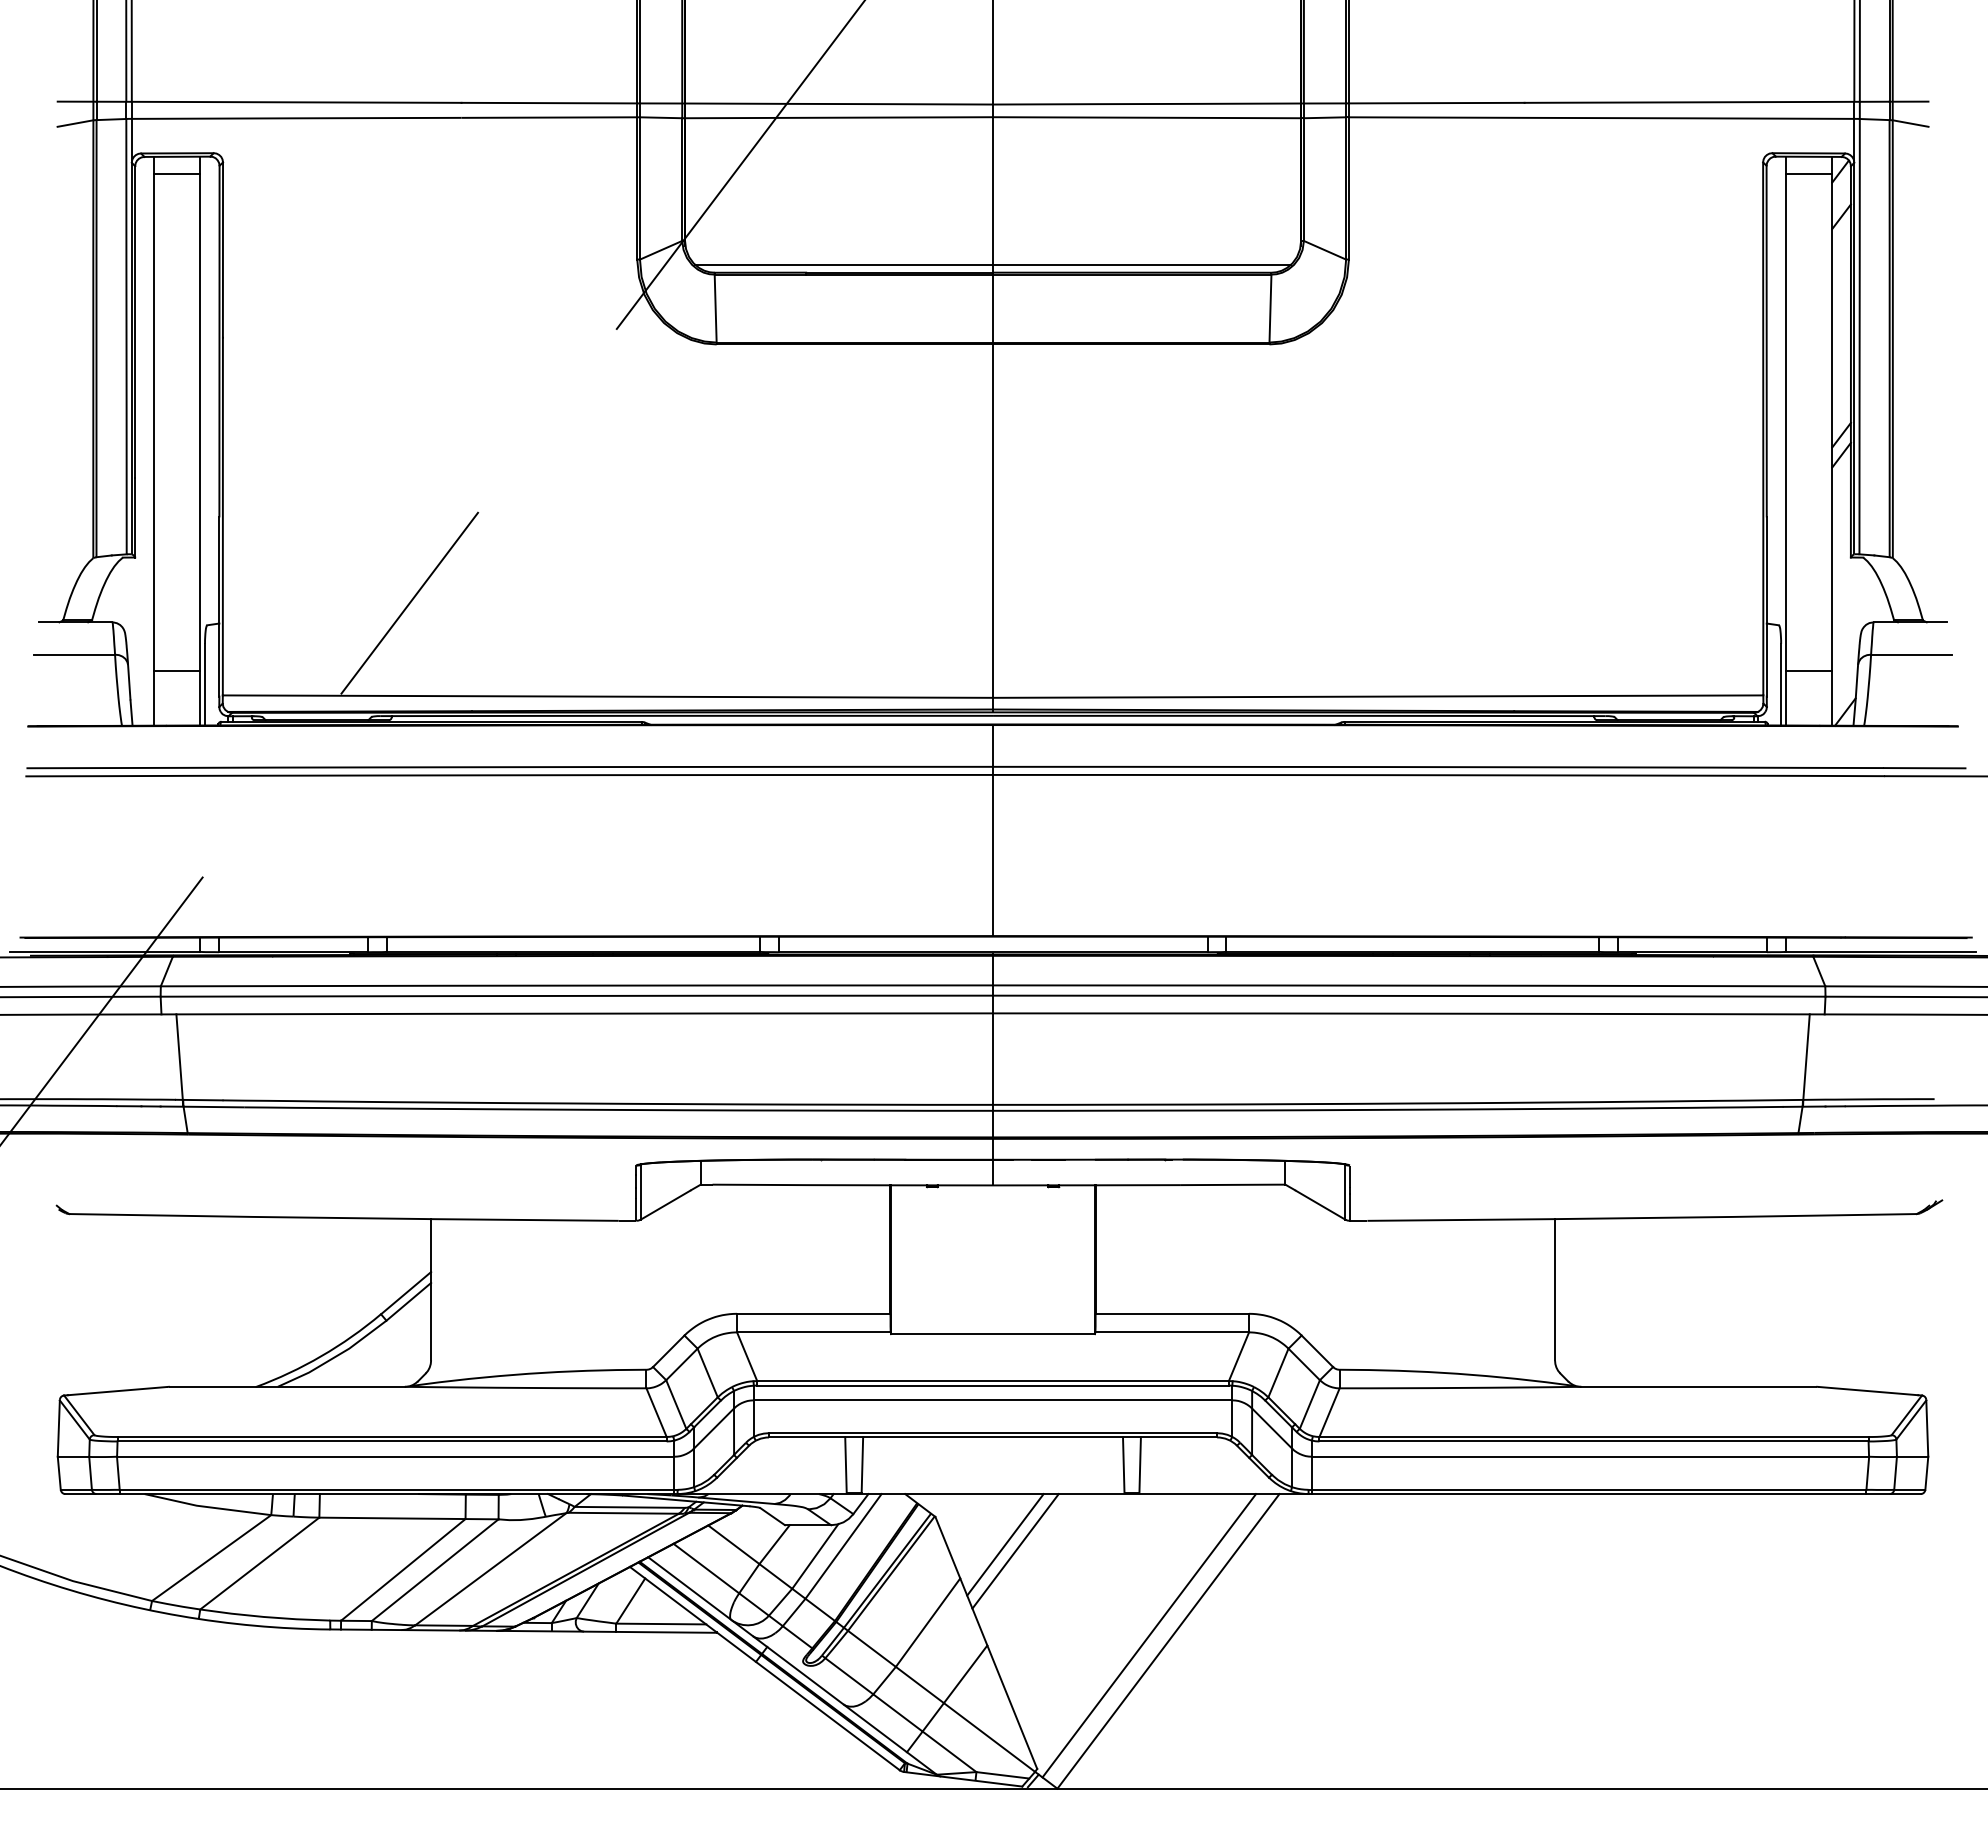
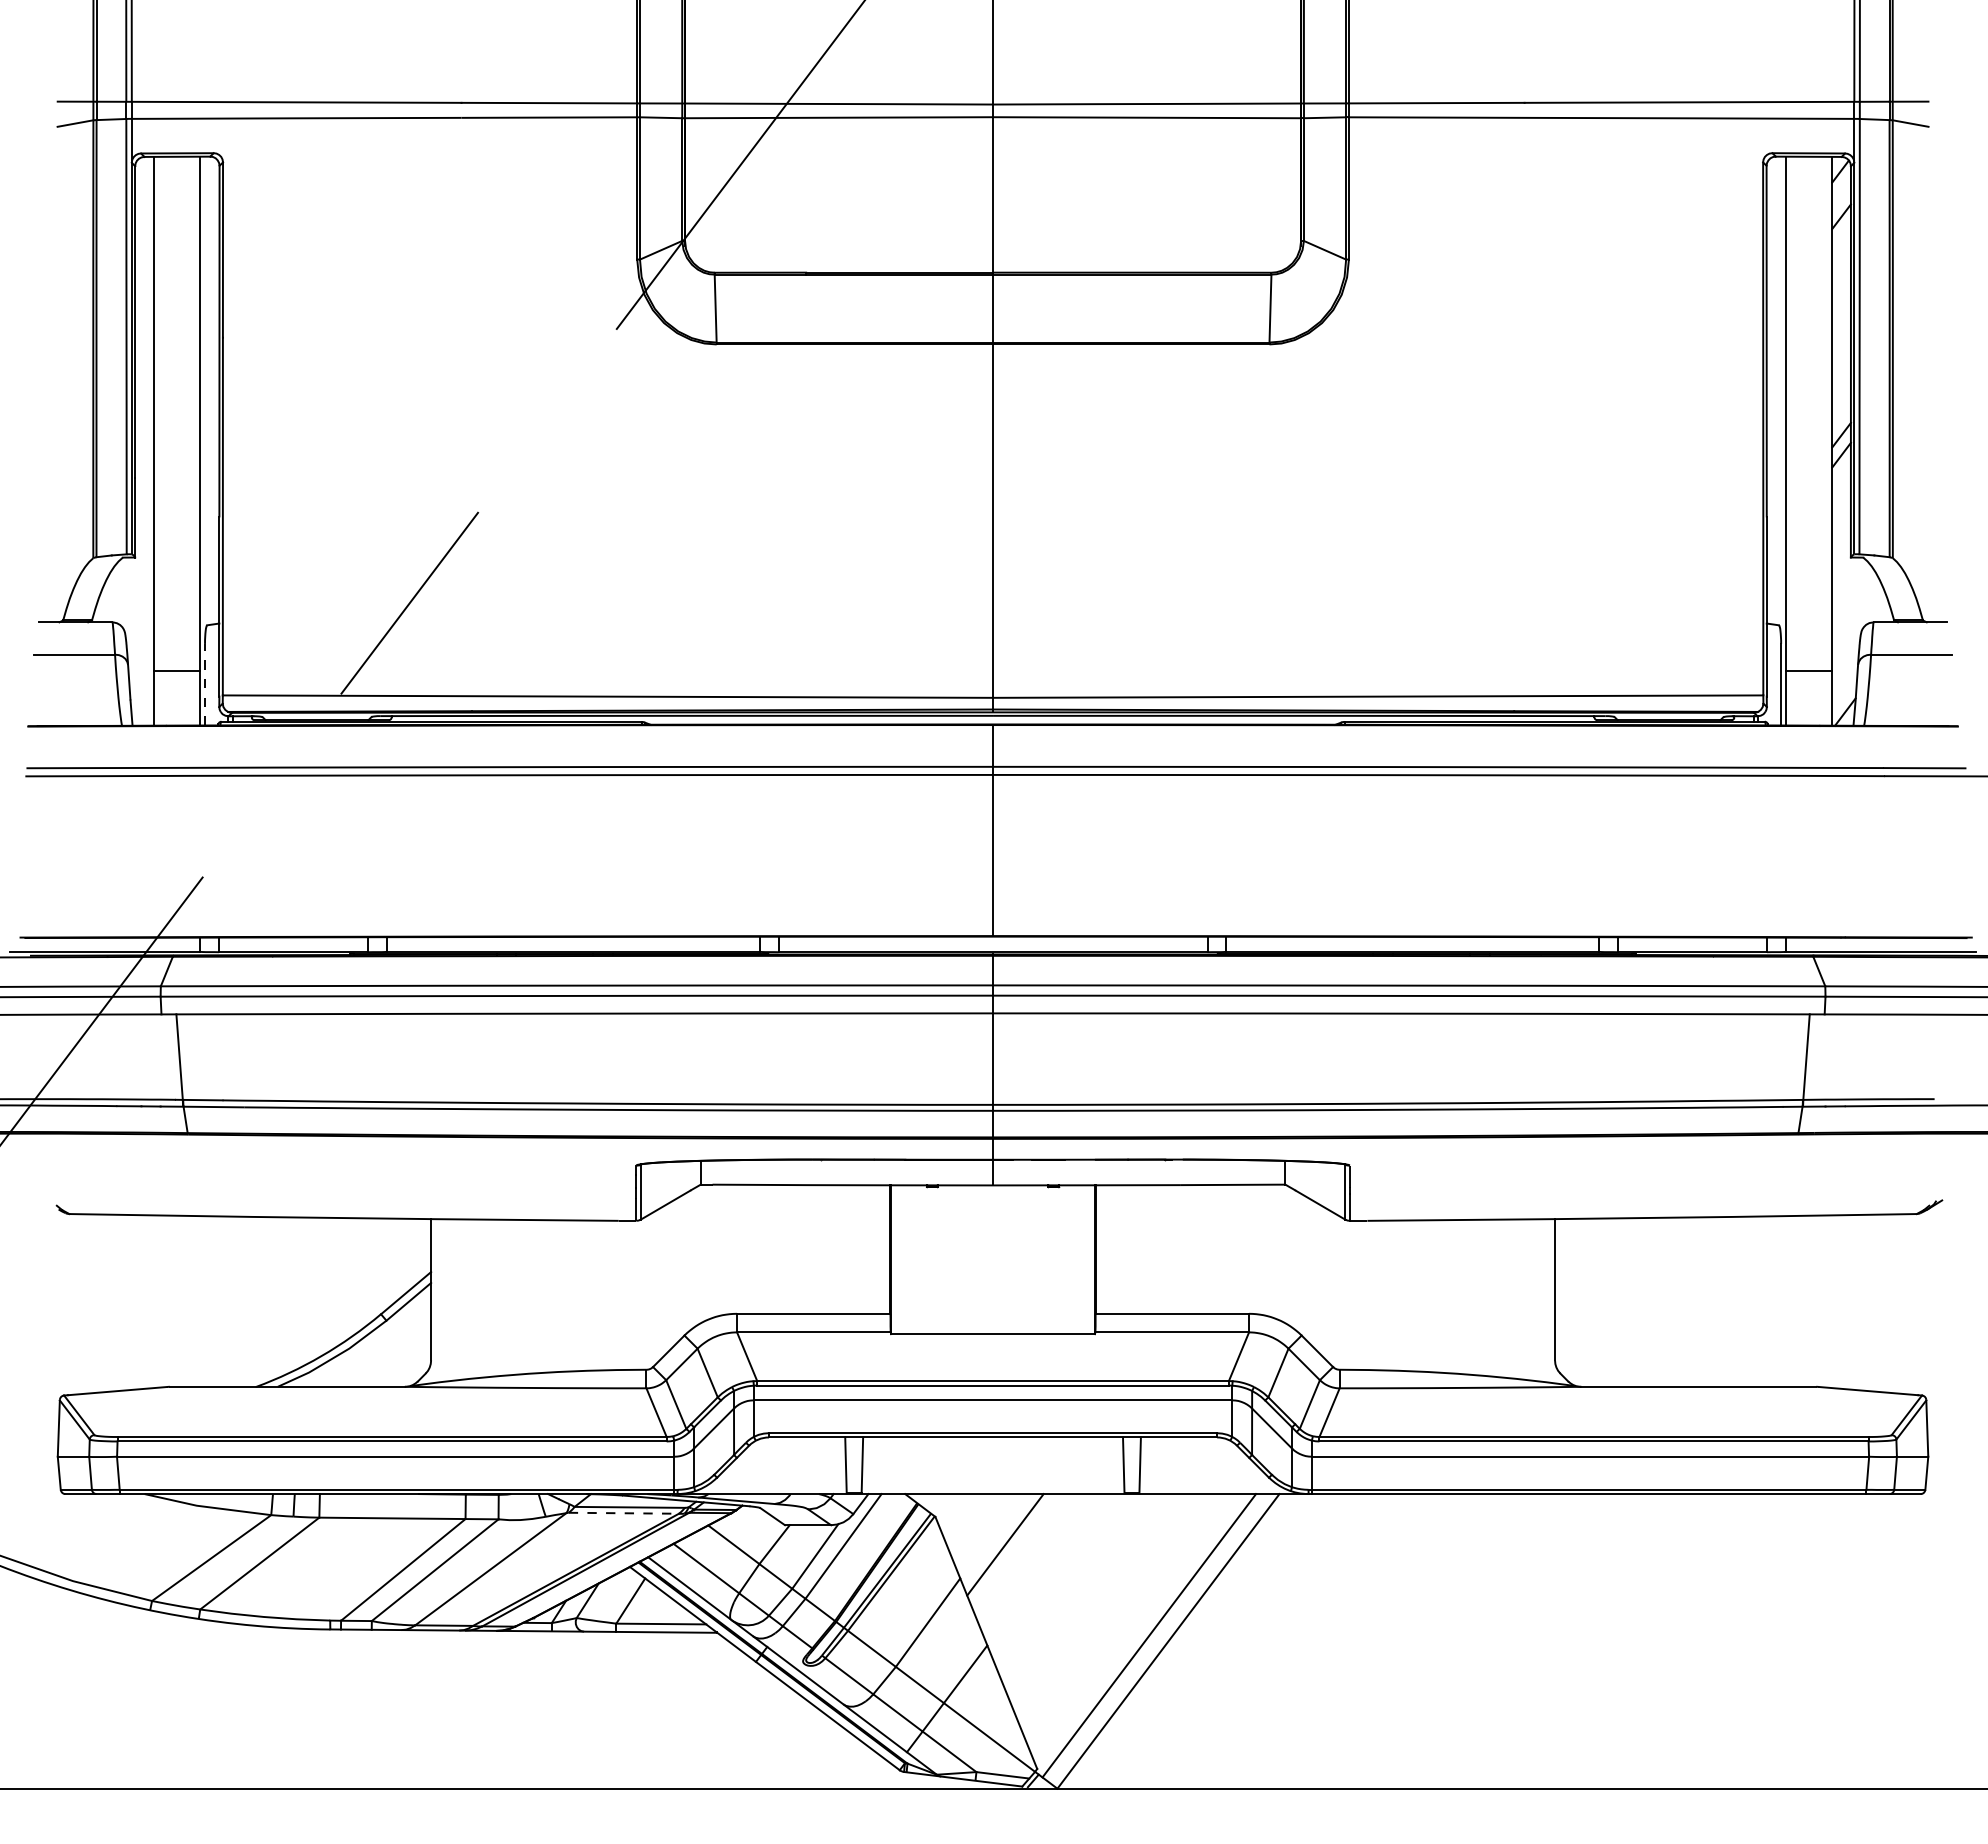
line: present -> none (176, 174)
line: present -> none (1808, 174)
line: present -> none (993, 264)
line: solid -> dashed (205, 684)
line: solid -> dashed (624, 1513)
line: present -> none (1015, 1551)
